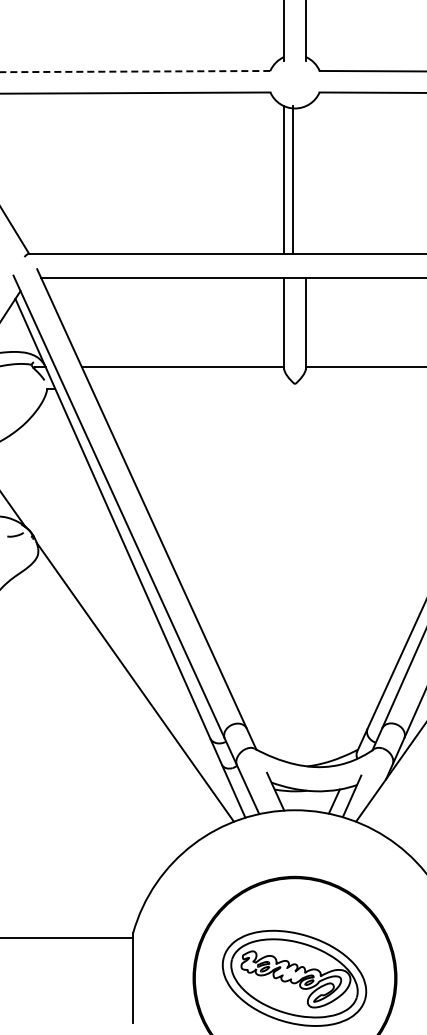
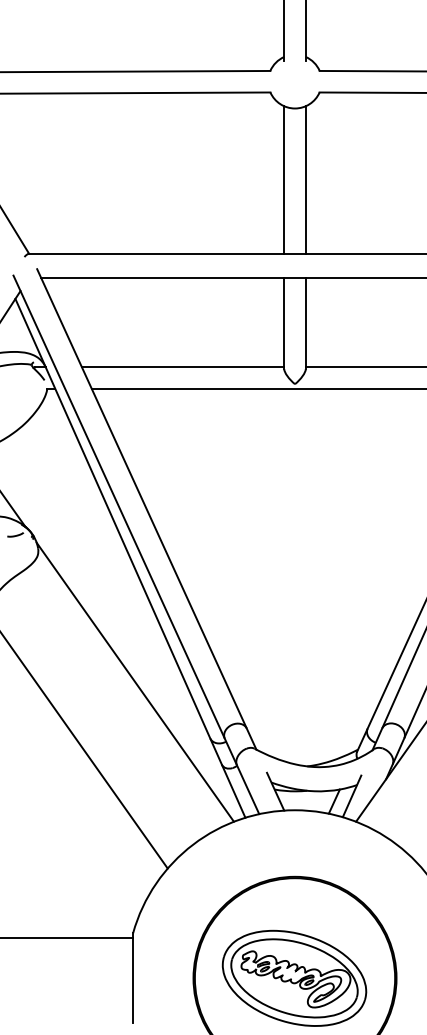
line: dashed -> solid (135, 71)
line position: (292, 179) -> (305, 179) (305, 179)
line: none -> present (257, 388)
line: none -> present (84, 751)
